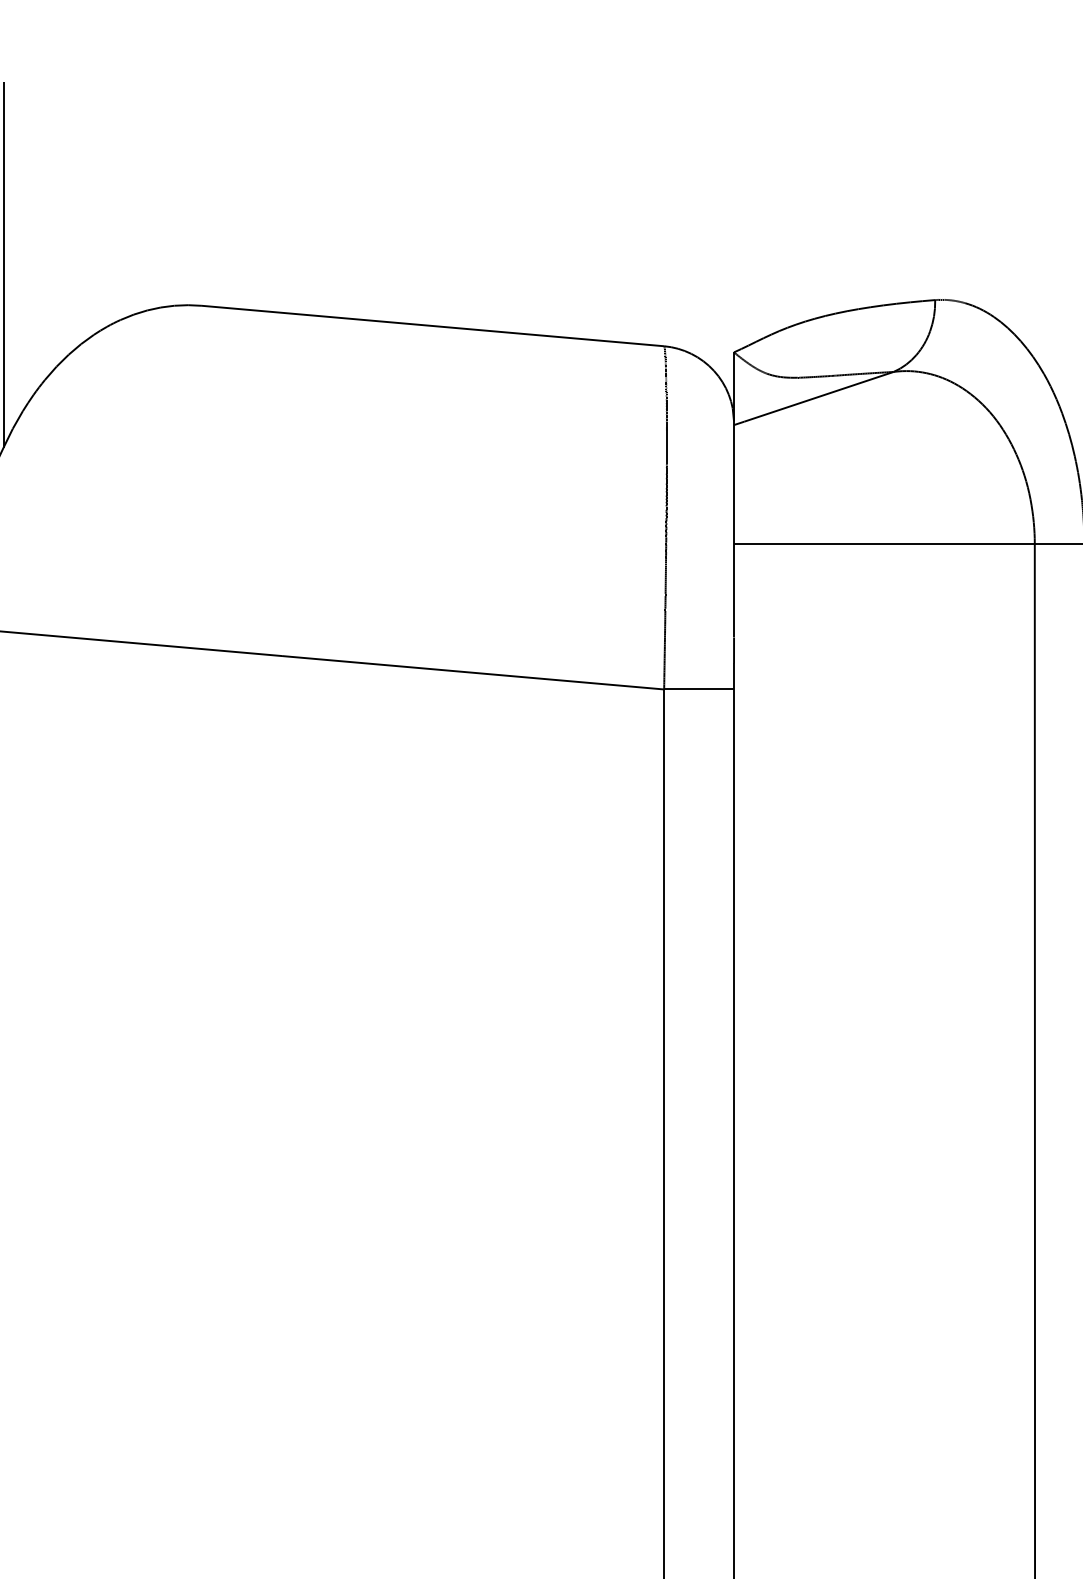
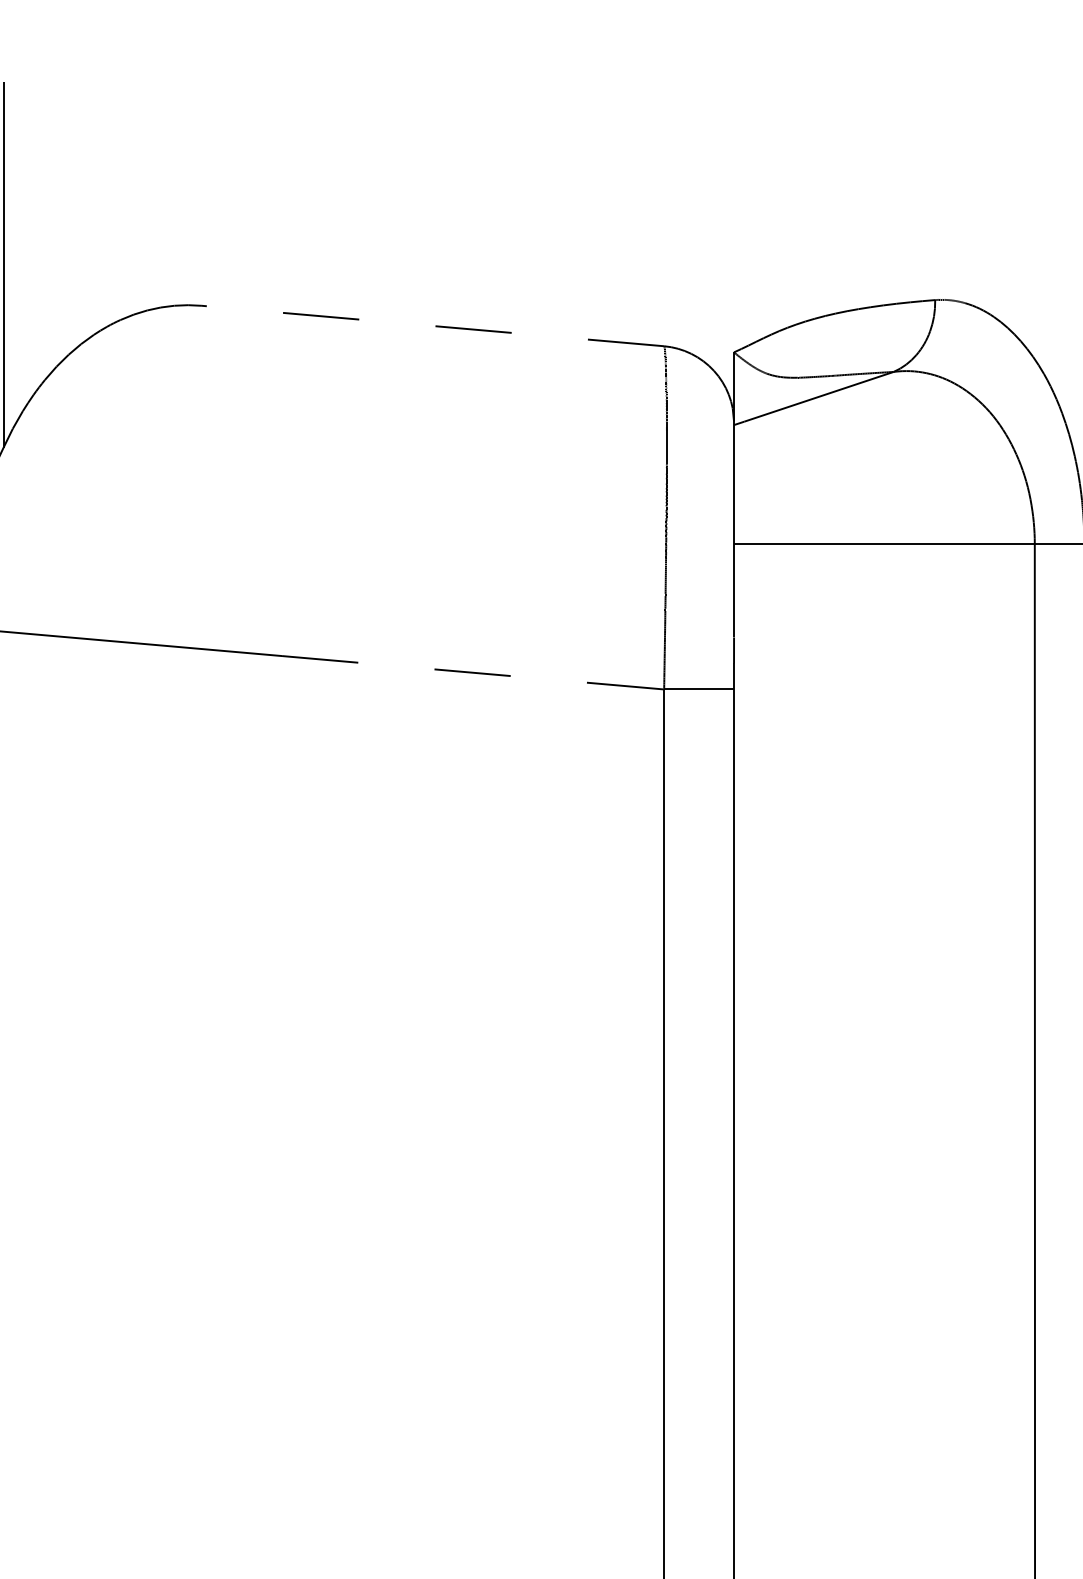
line: solid -> dashed (433, 326)
line: solid -> dashed (473, 672)
